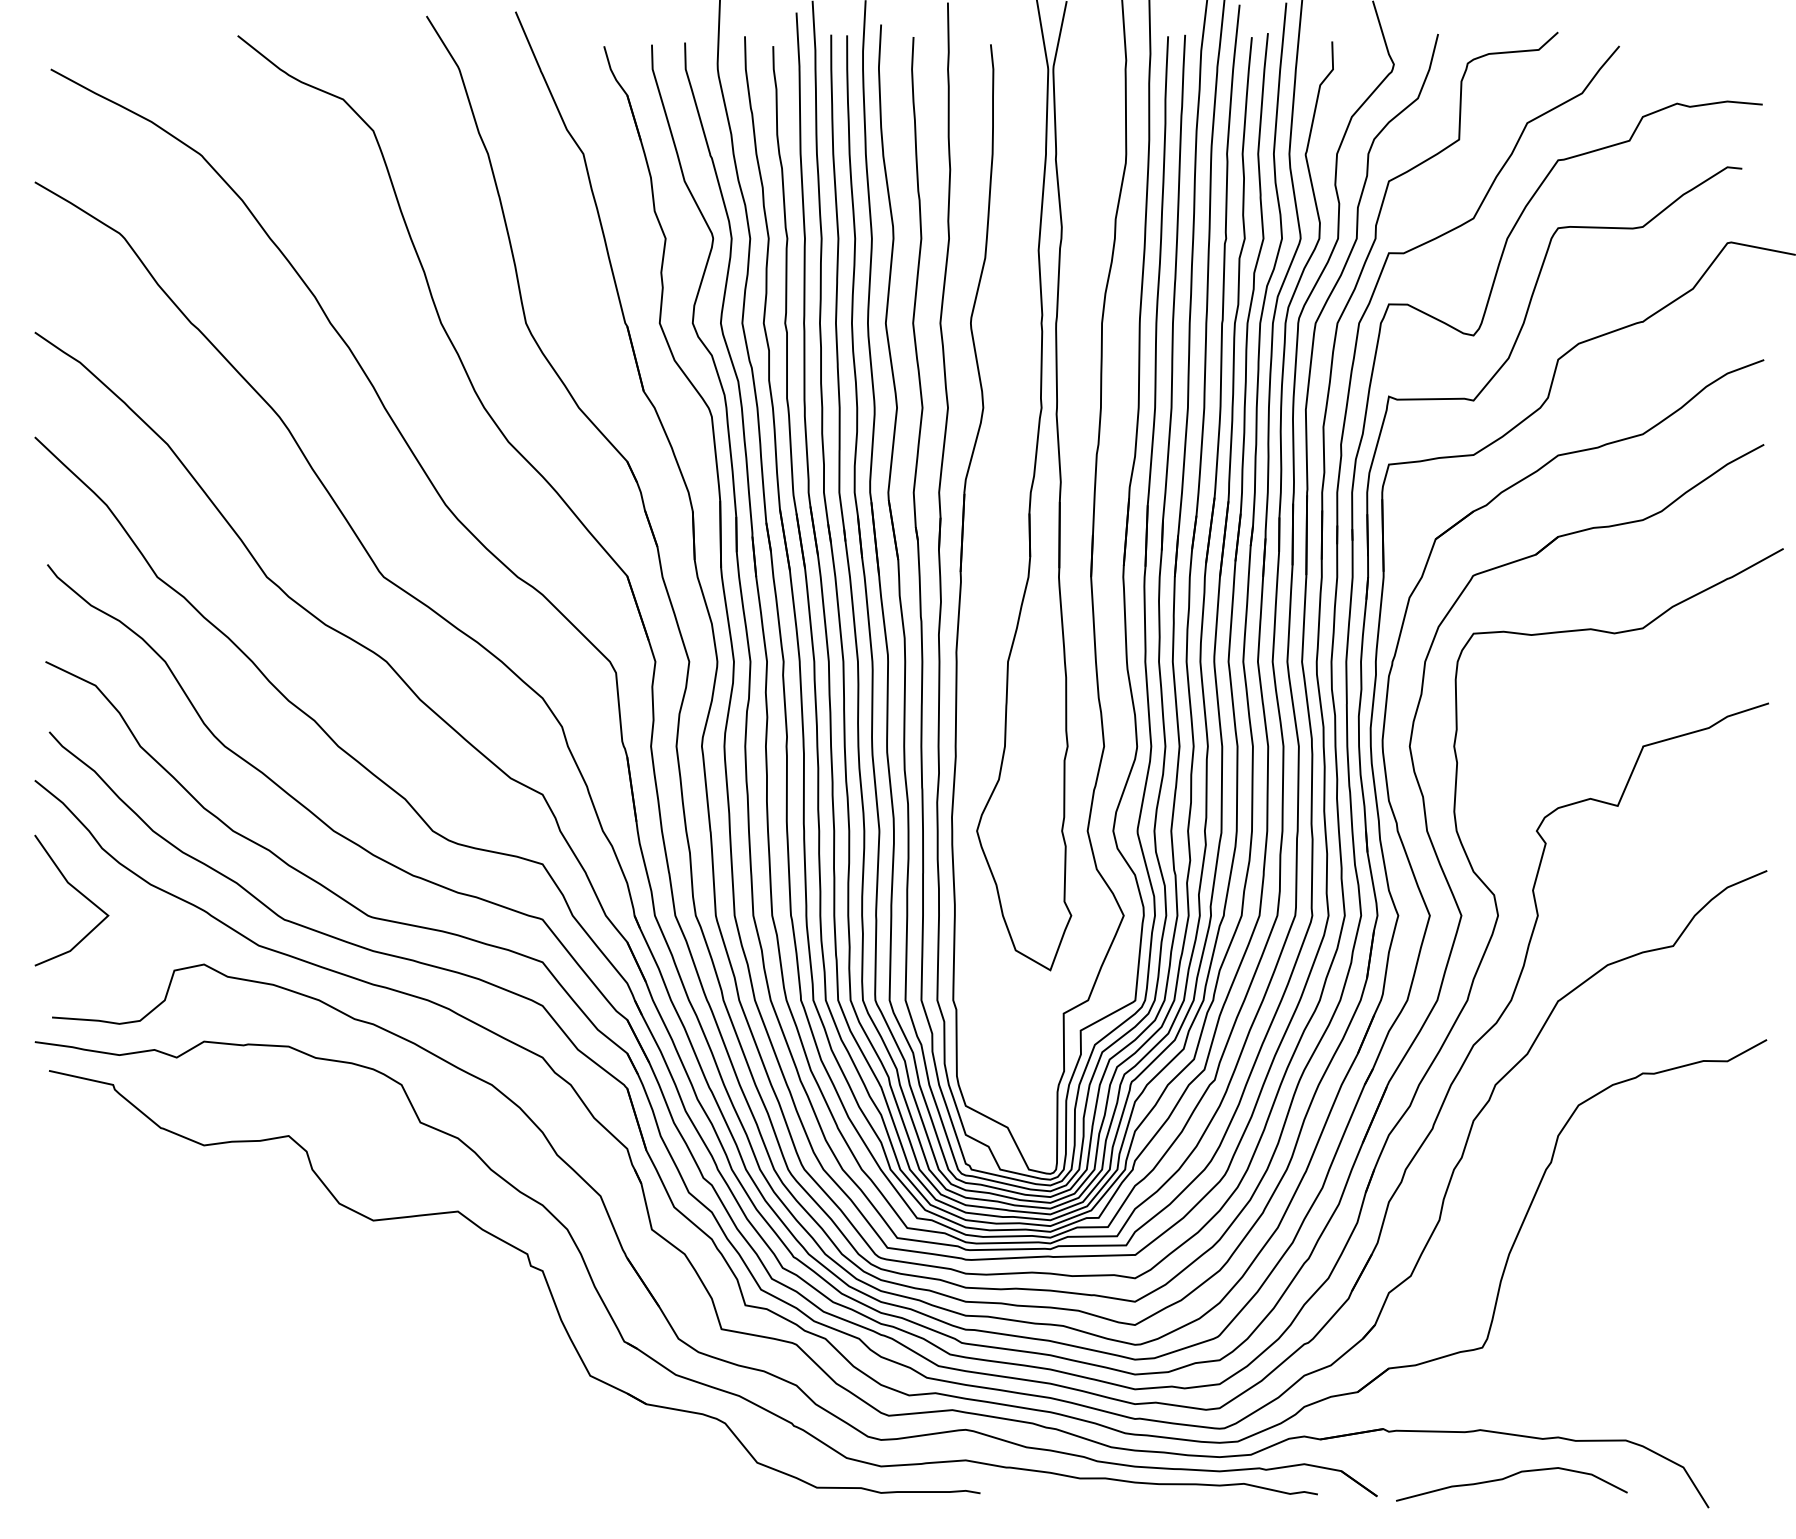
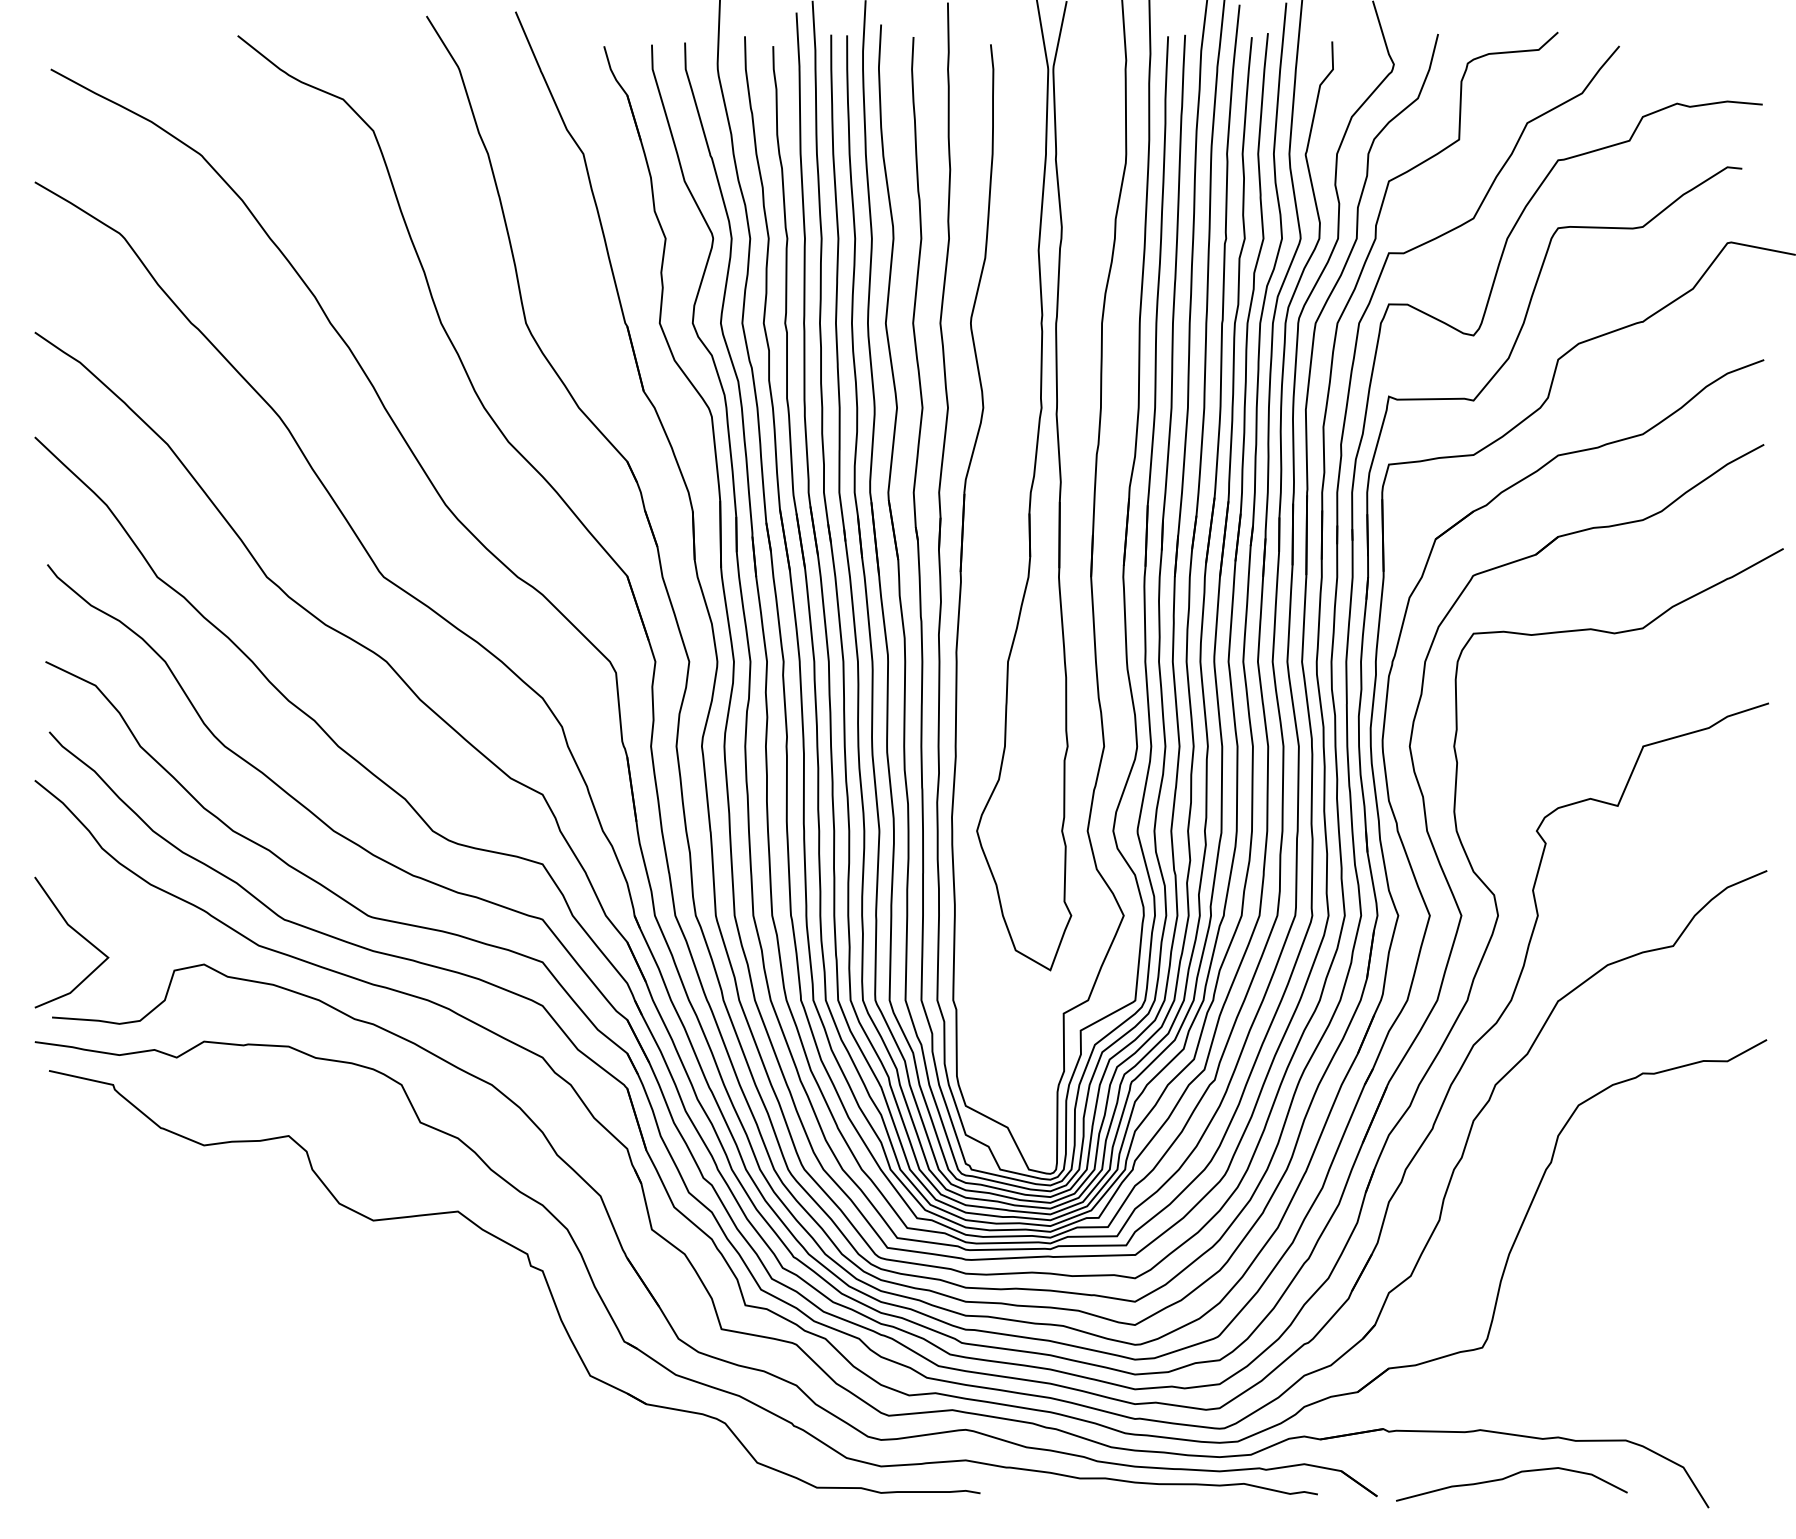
line position: (78, 892) -> (78, 934) (78, 934)
